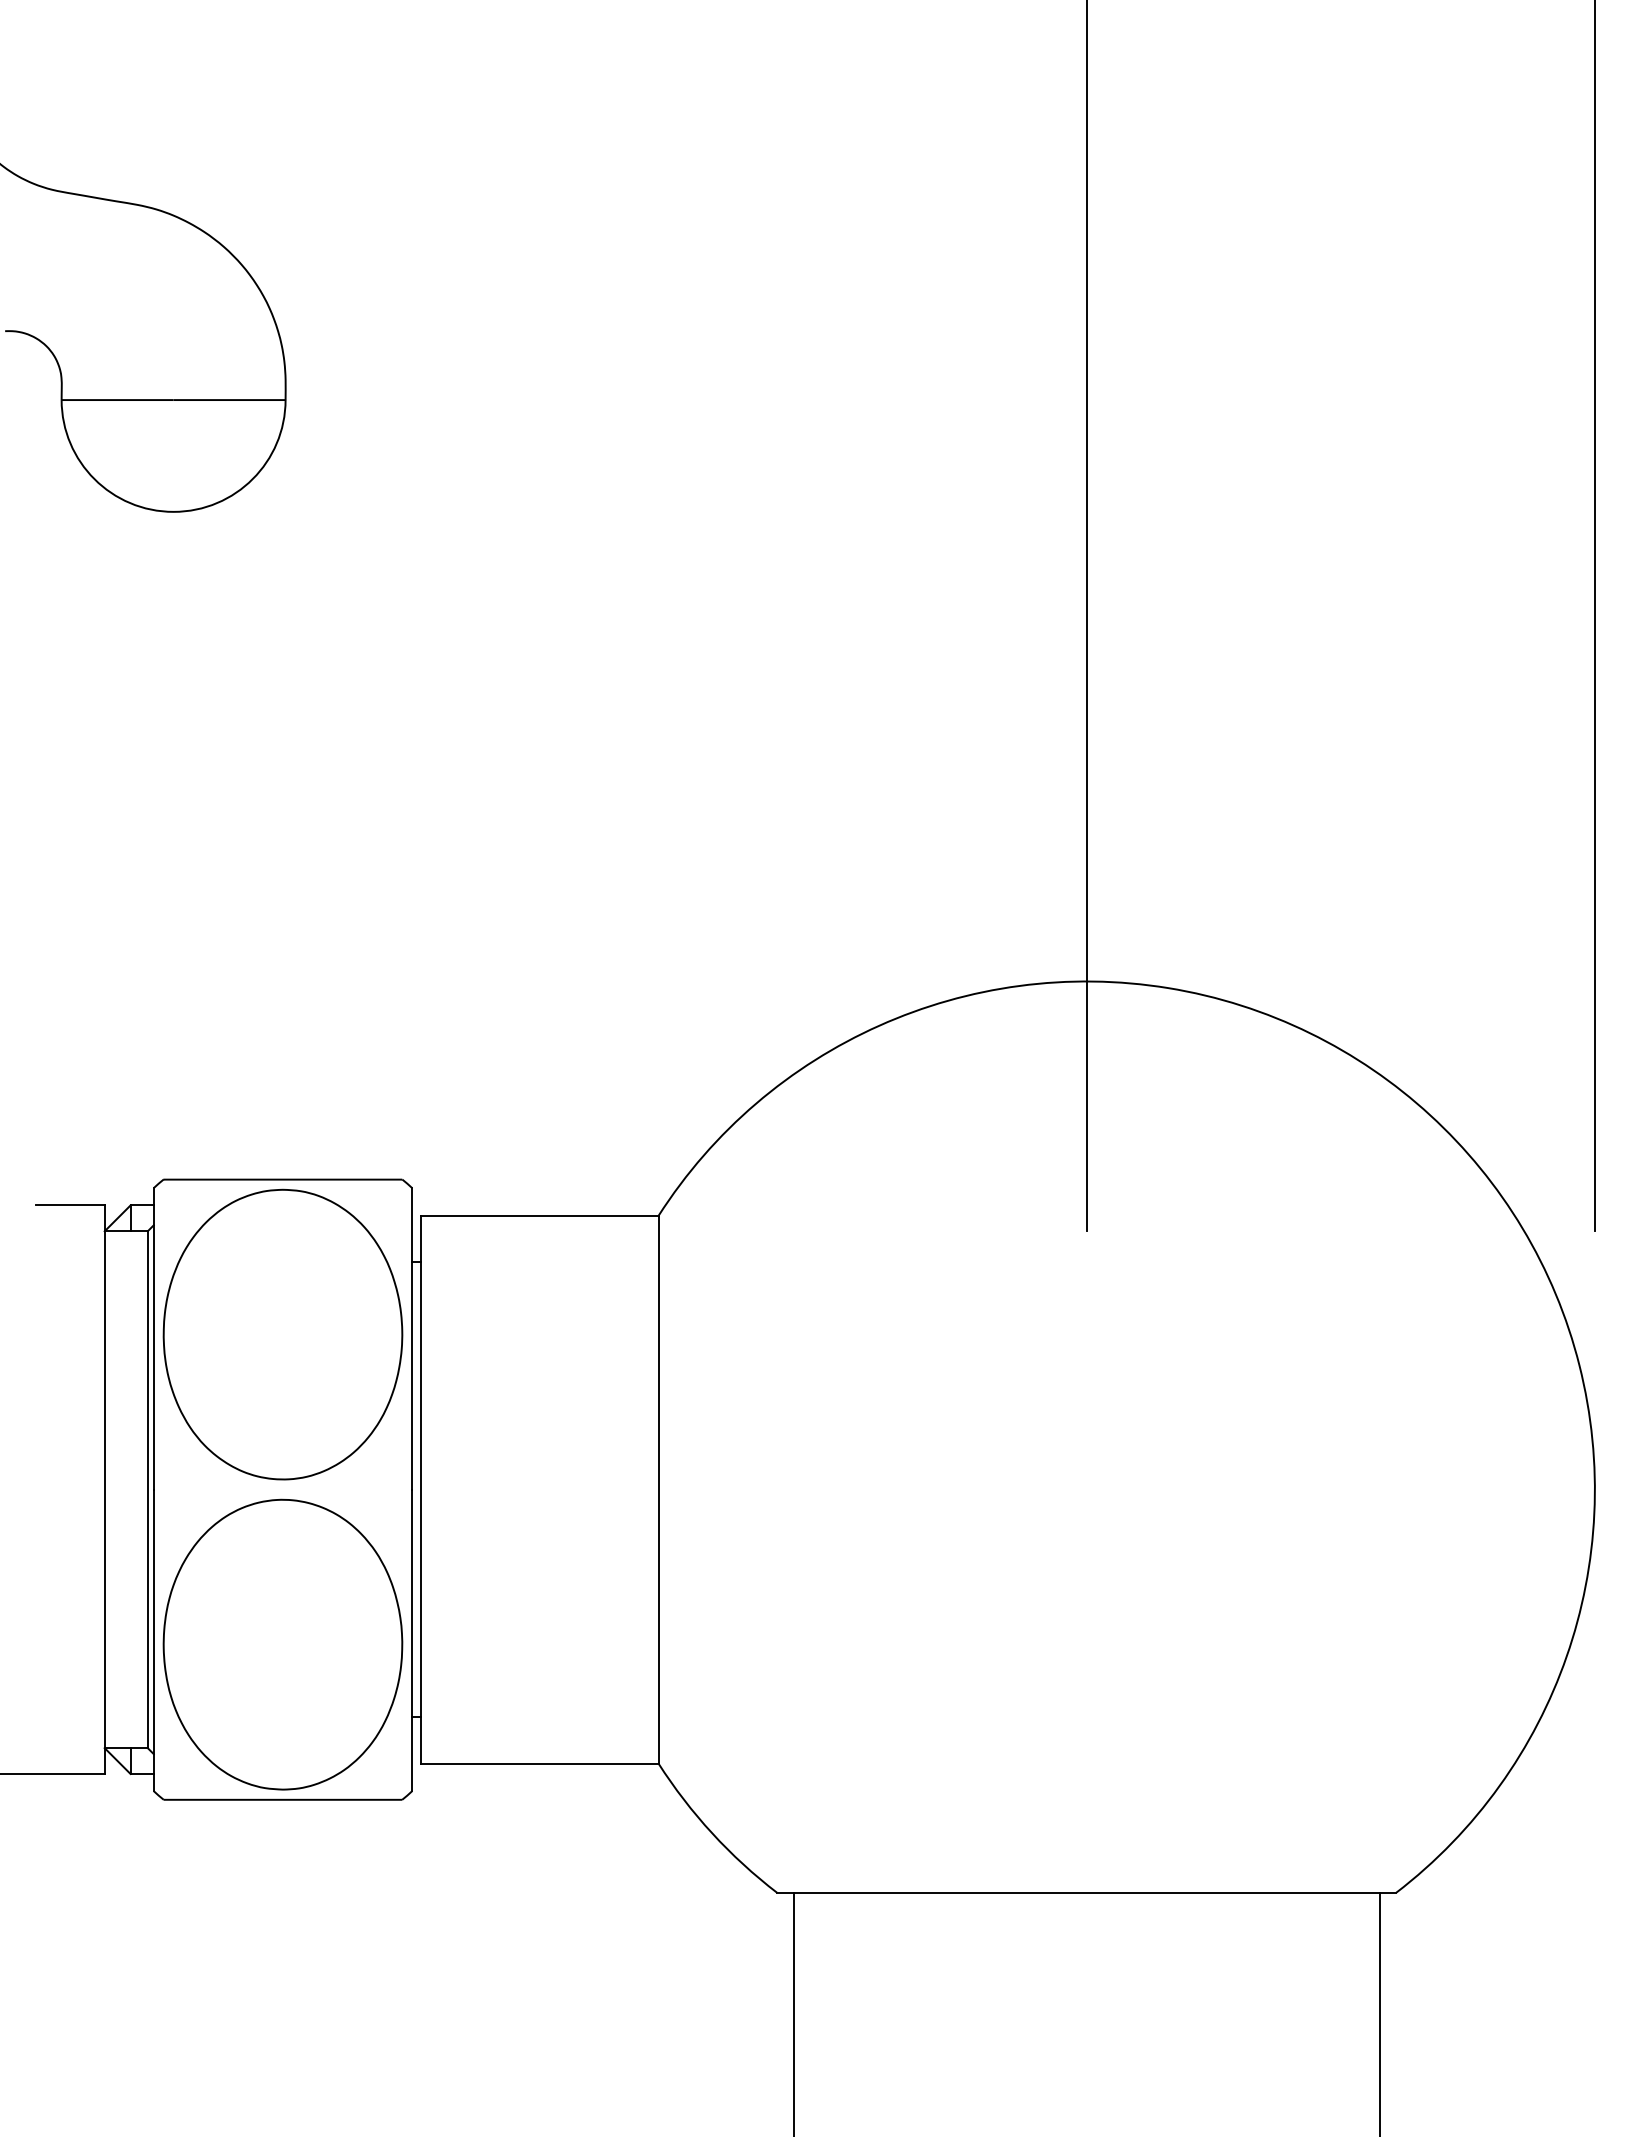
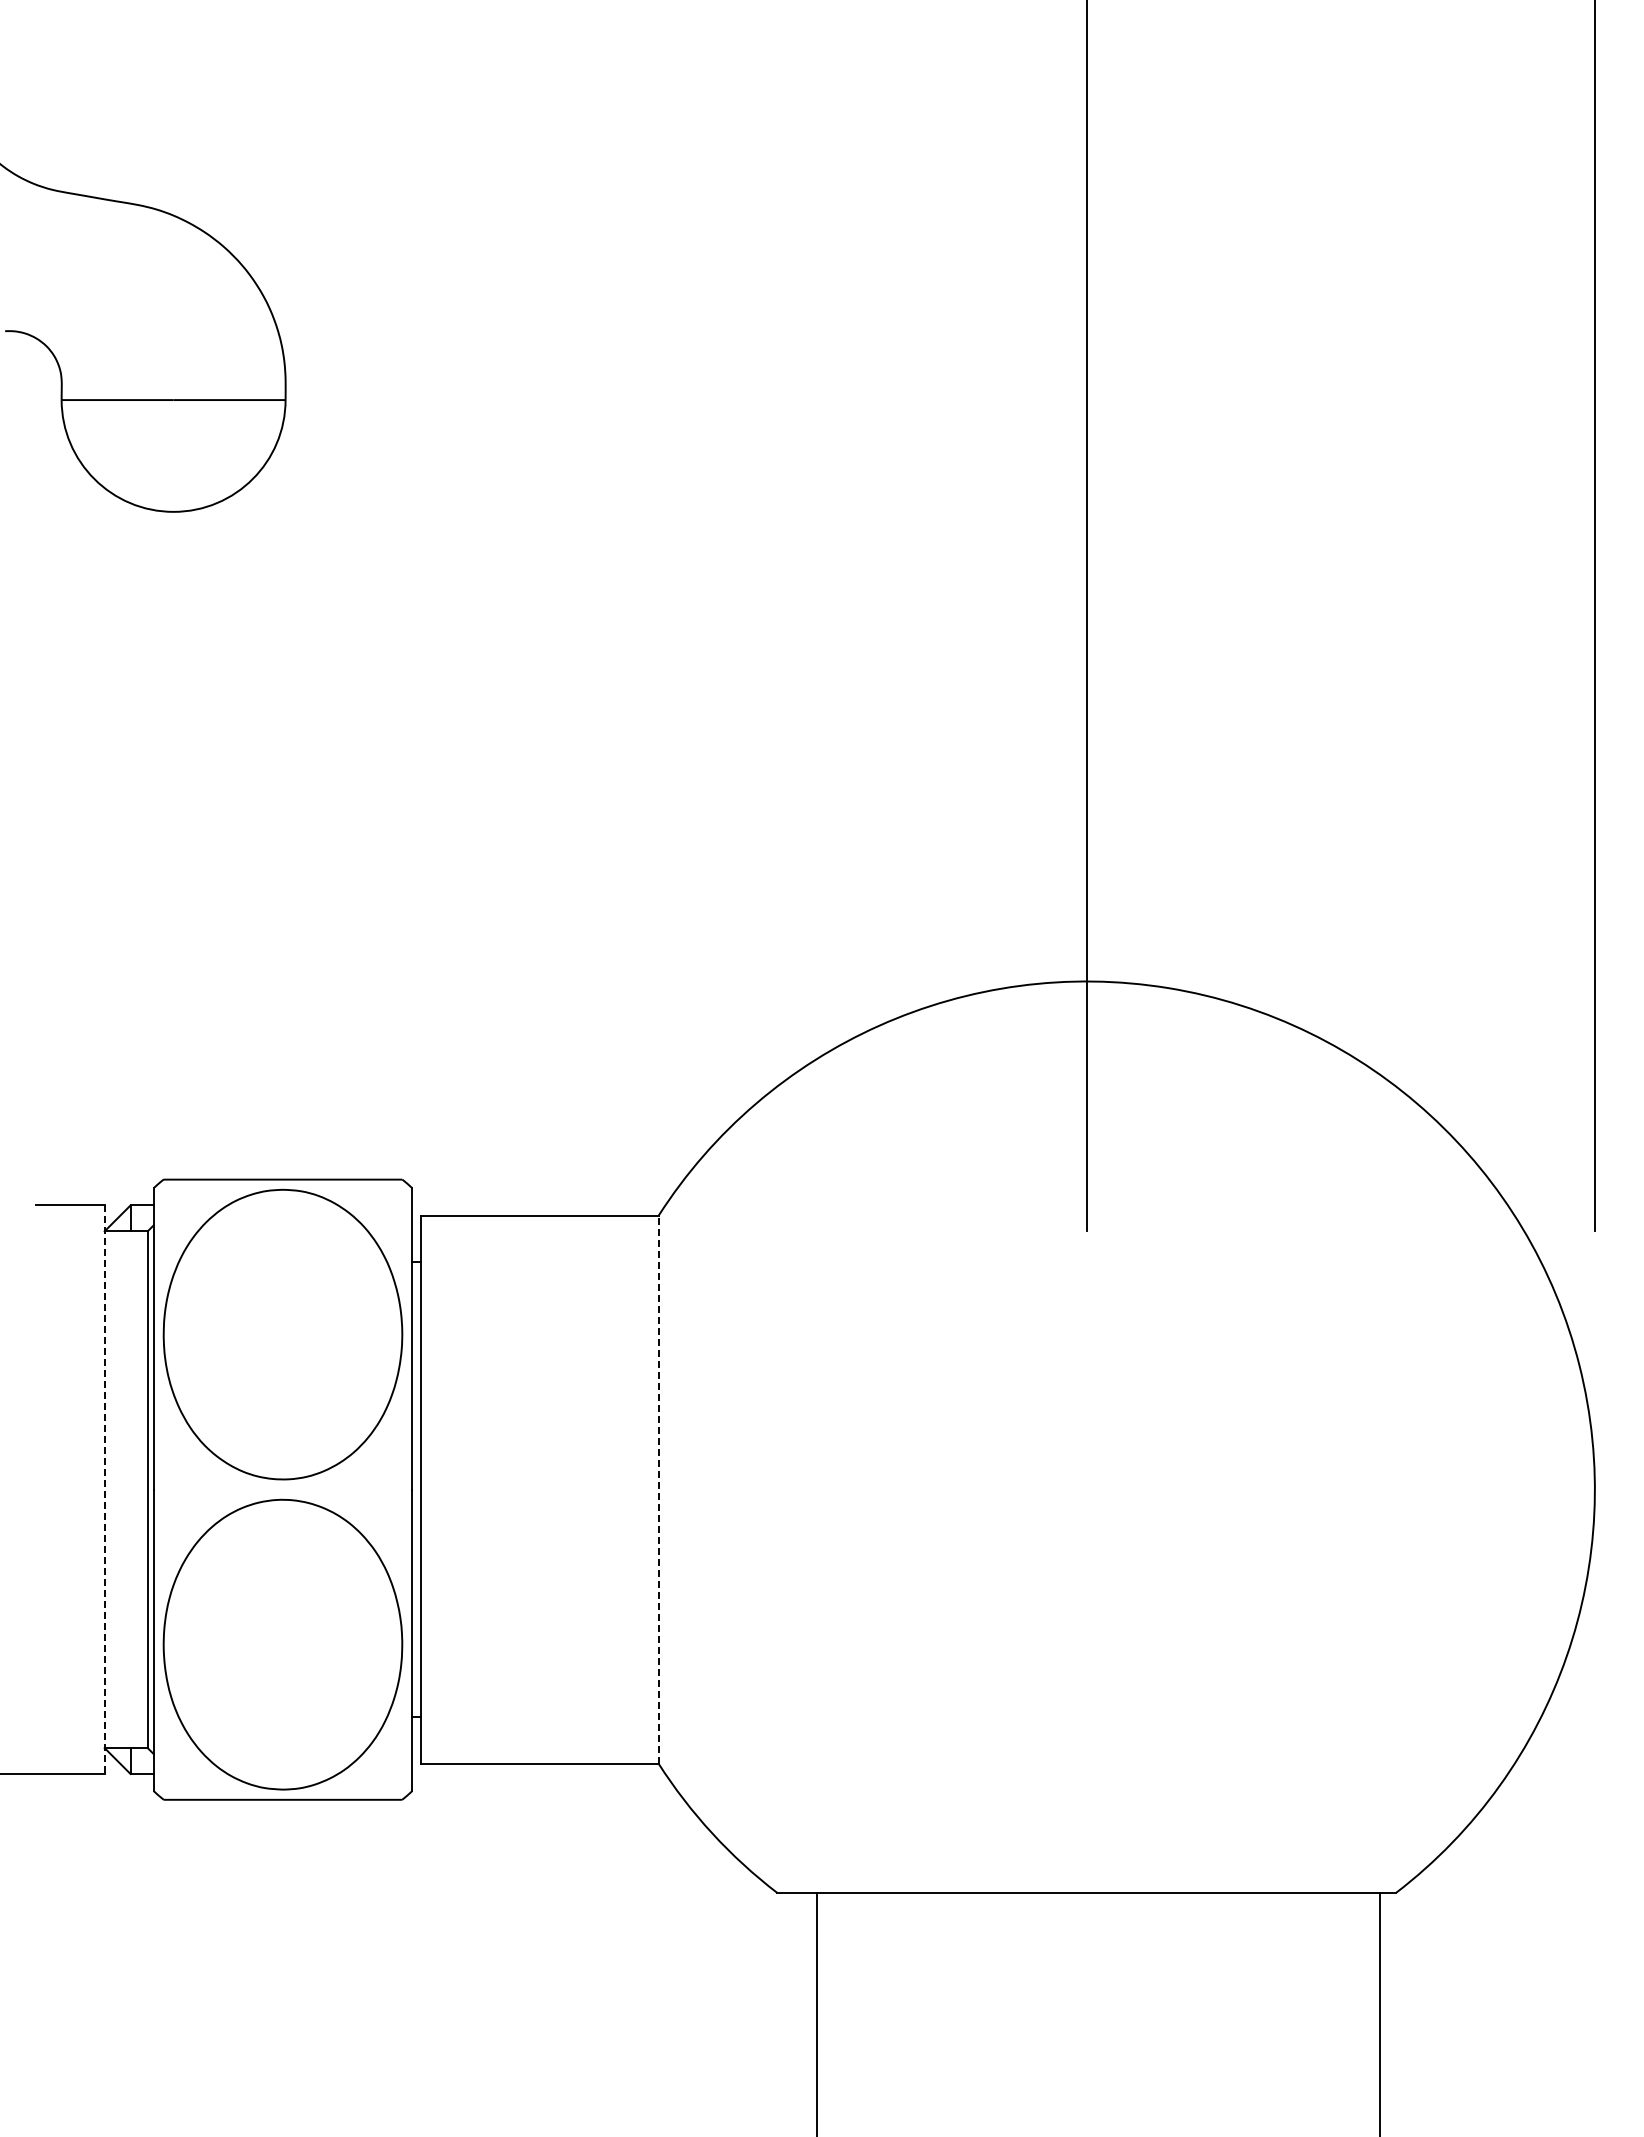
line: solid -> dashed (658, 1489)
line: solid -> dashed (104, 1490)
line position: (793, 2012) -> (816, 2012) (816, 2012)
